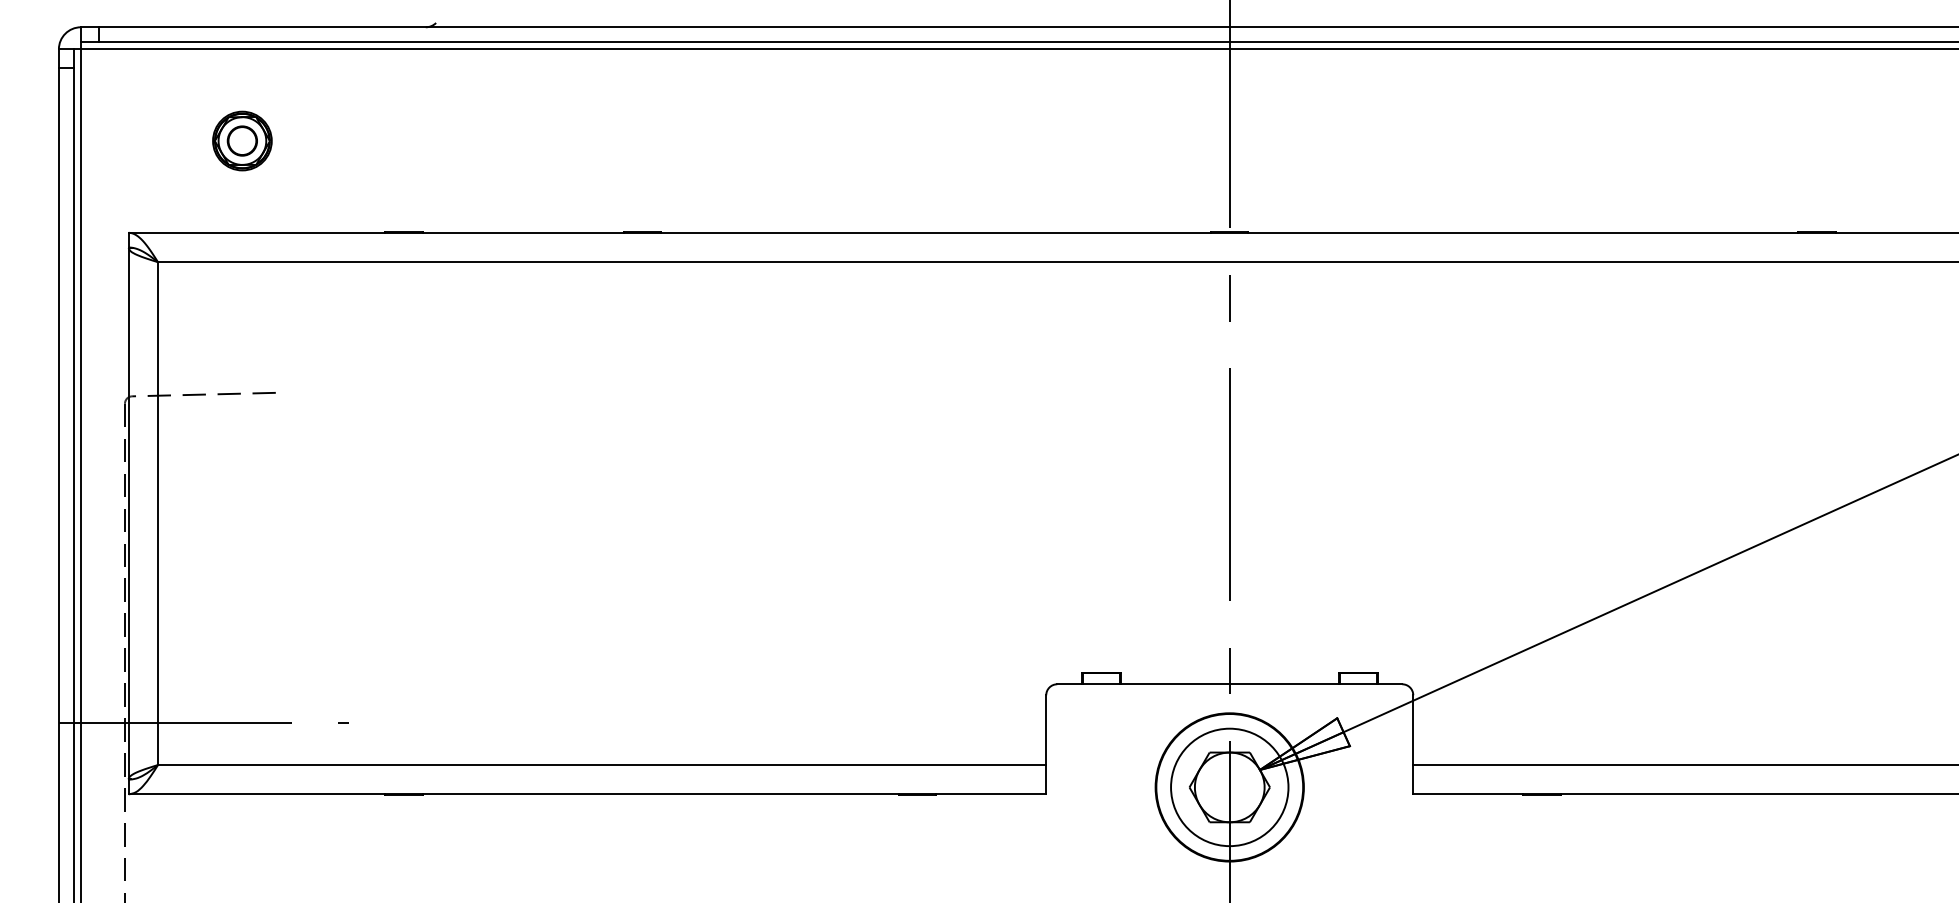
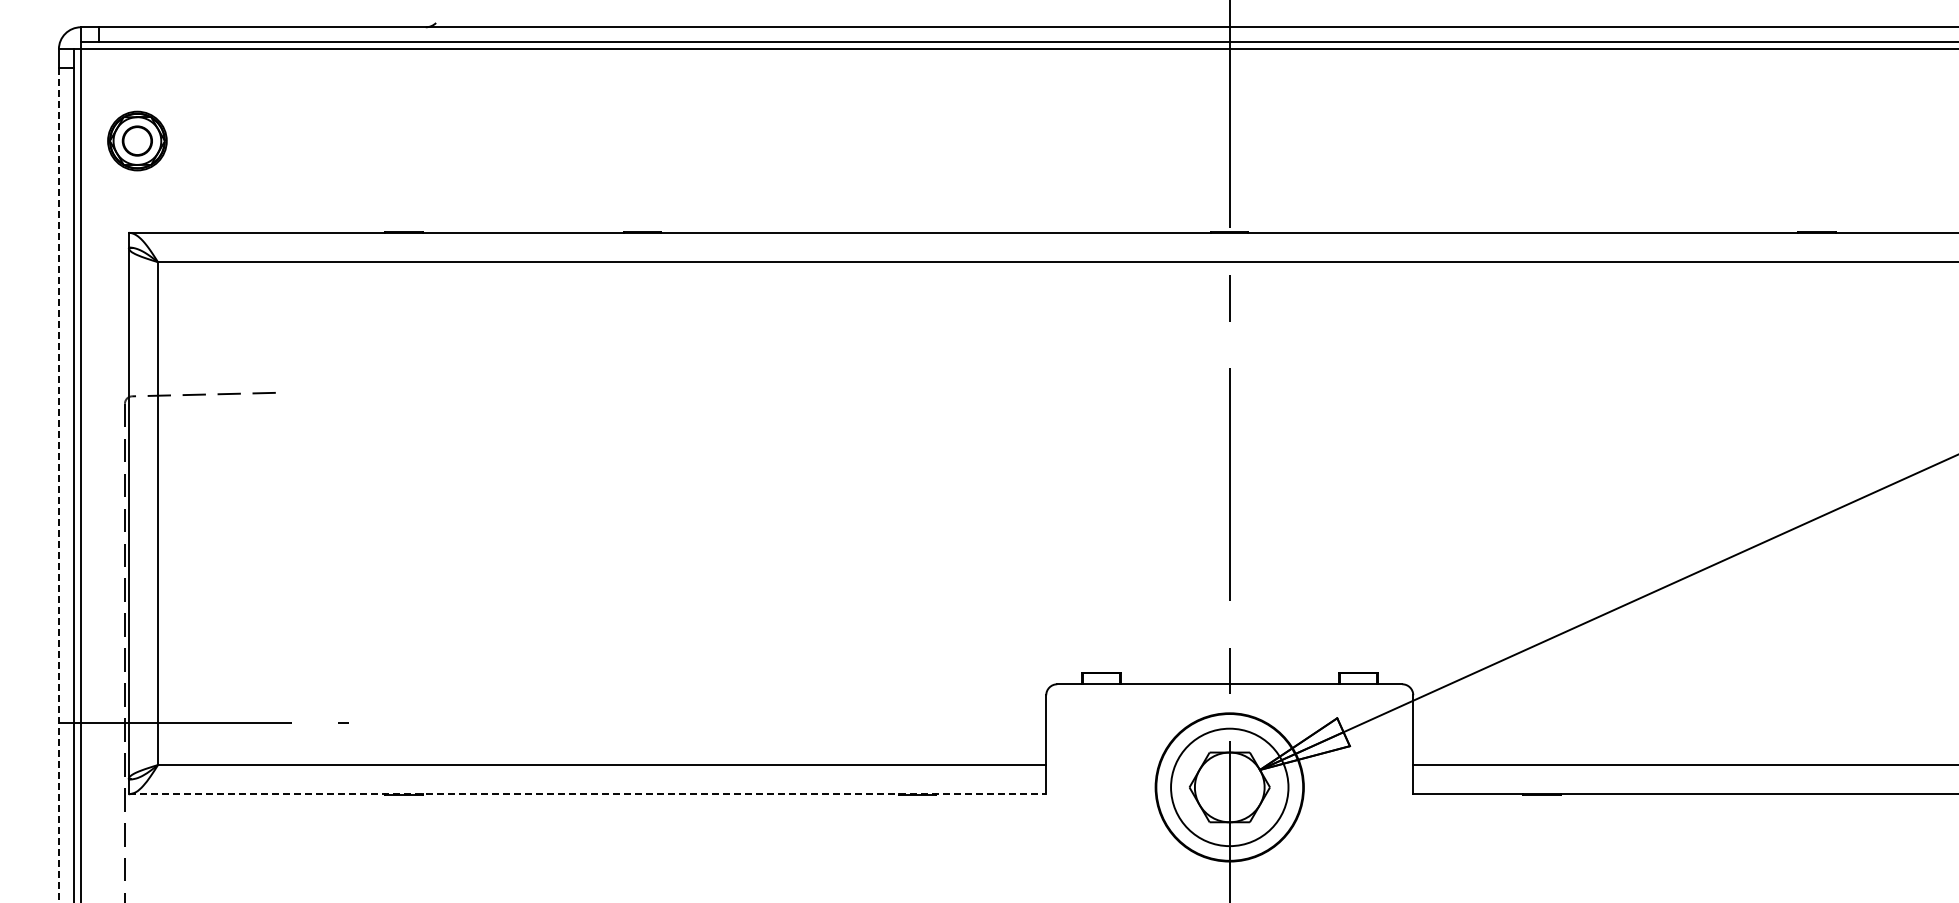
part position: (242, 140) -> (137, 140) (137, 140)
line: solid -> dashed (58, 484)
line: solid -> dashed (587, 794)
